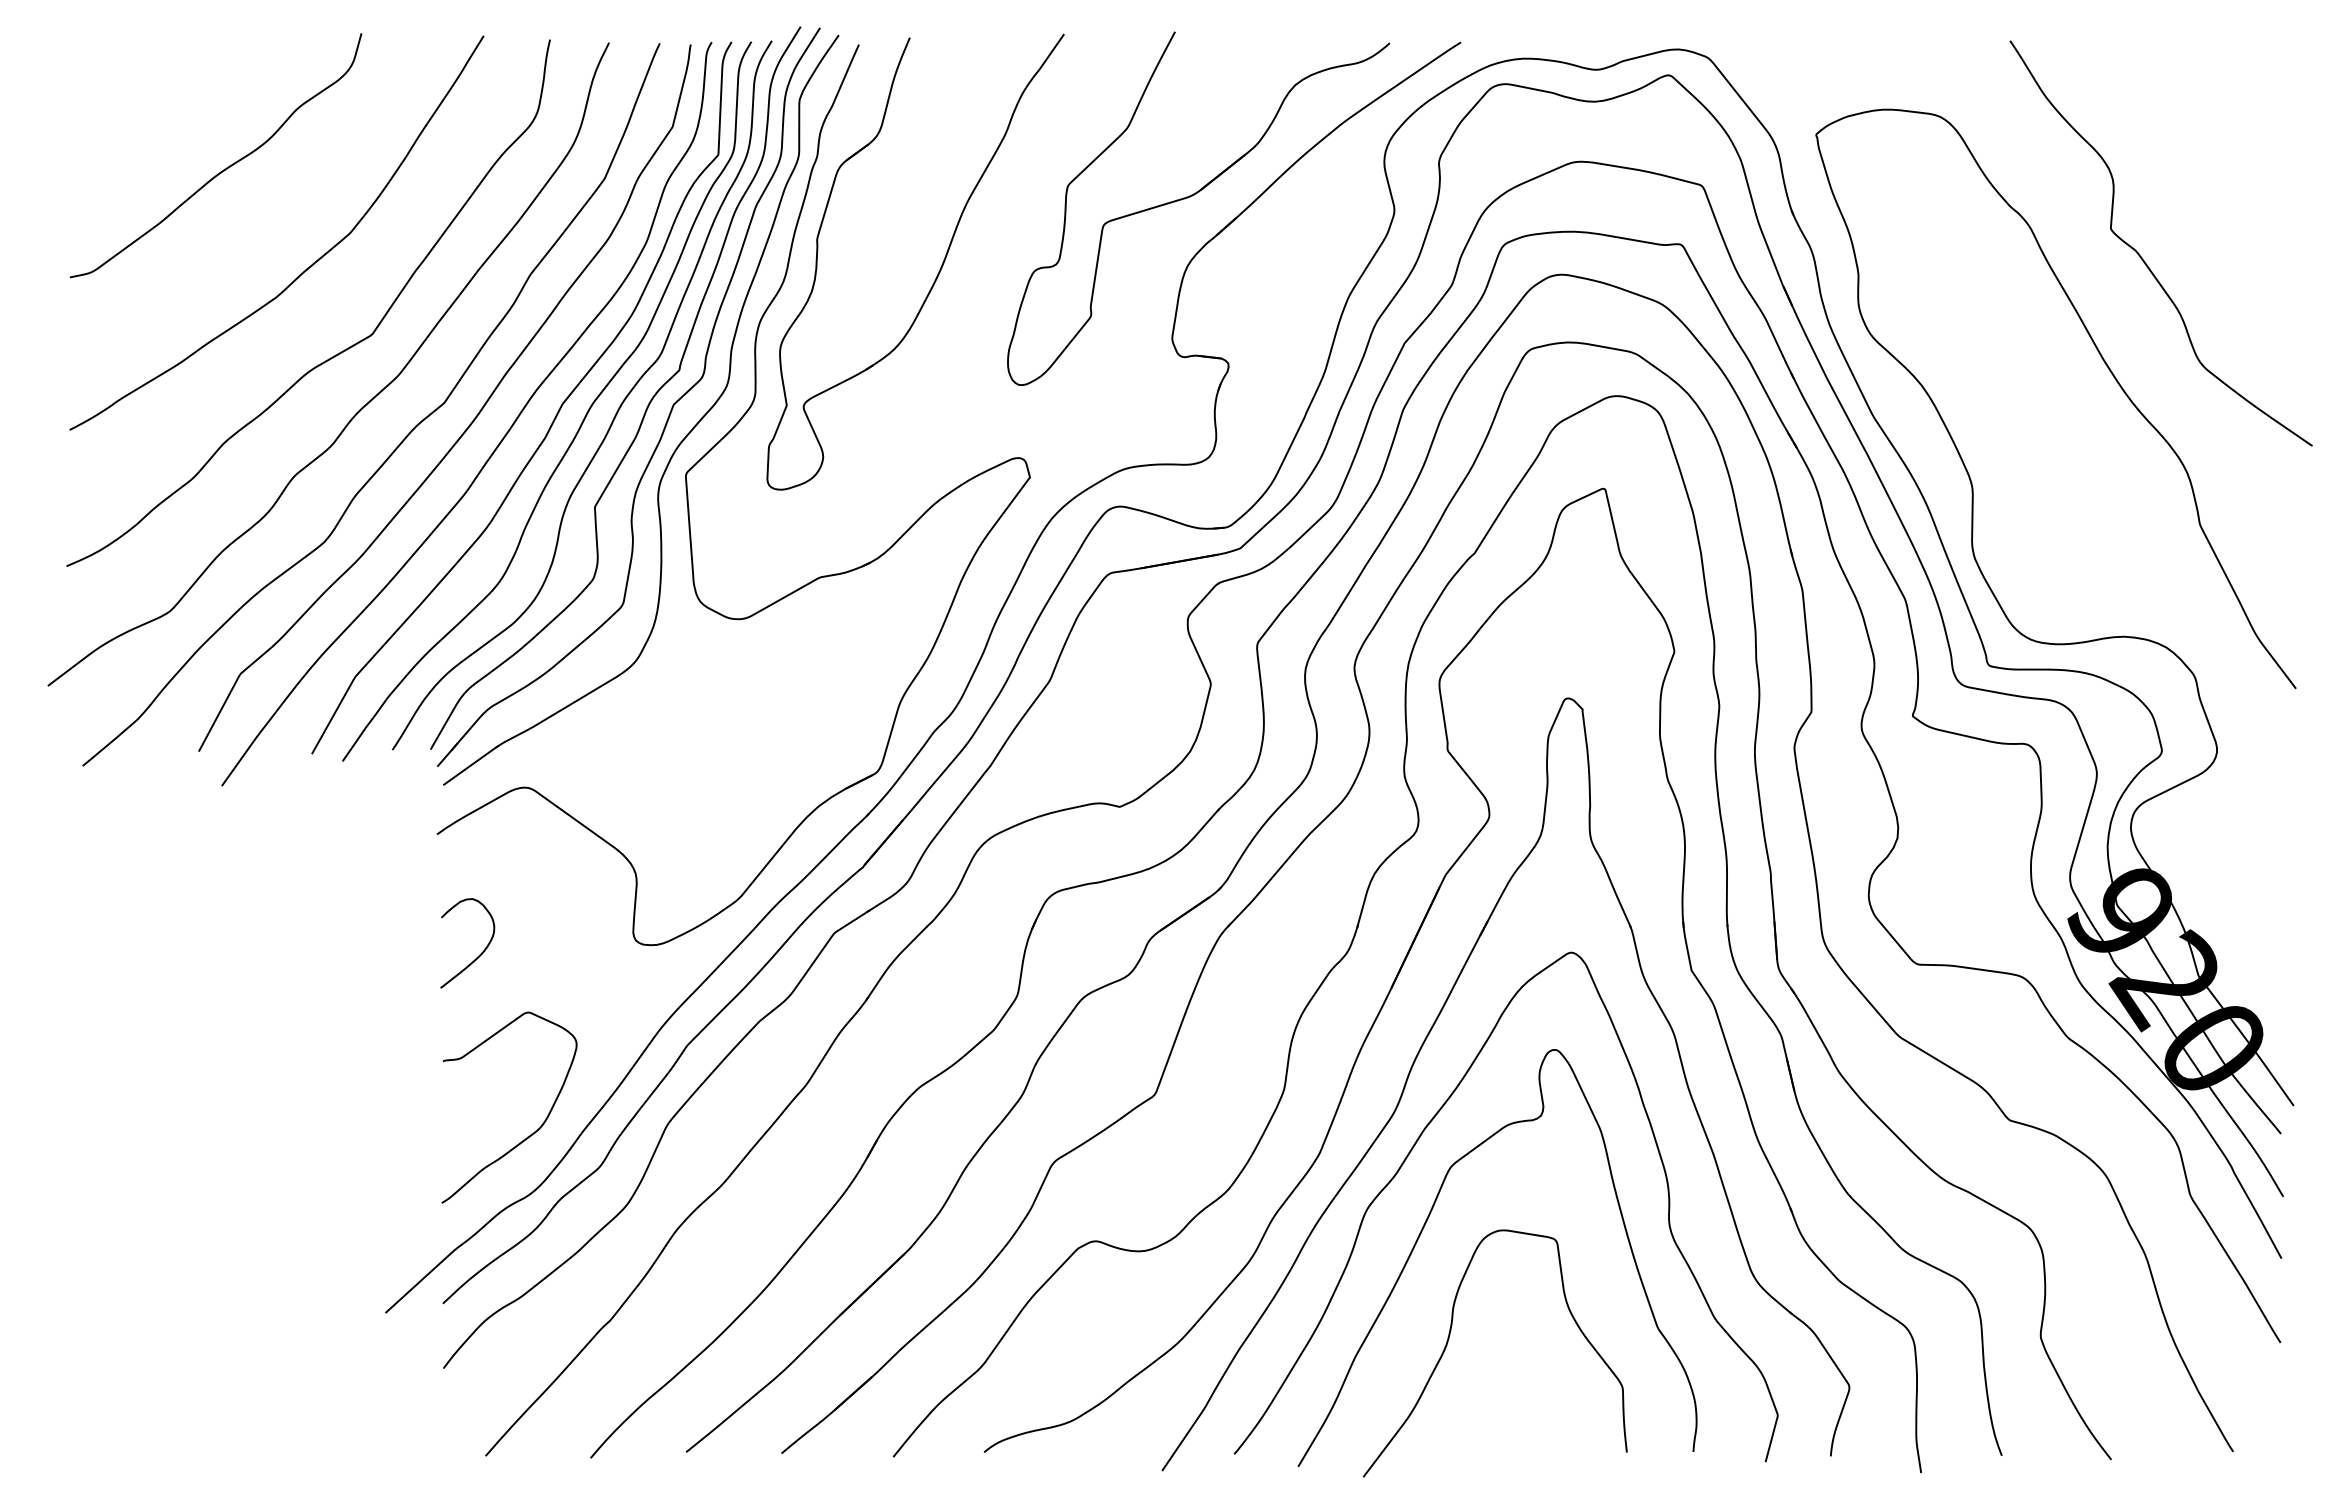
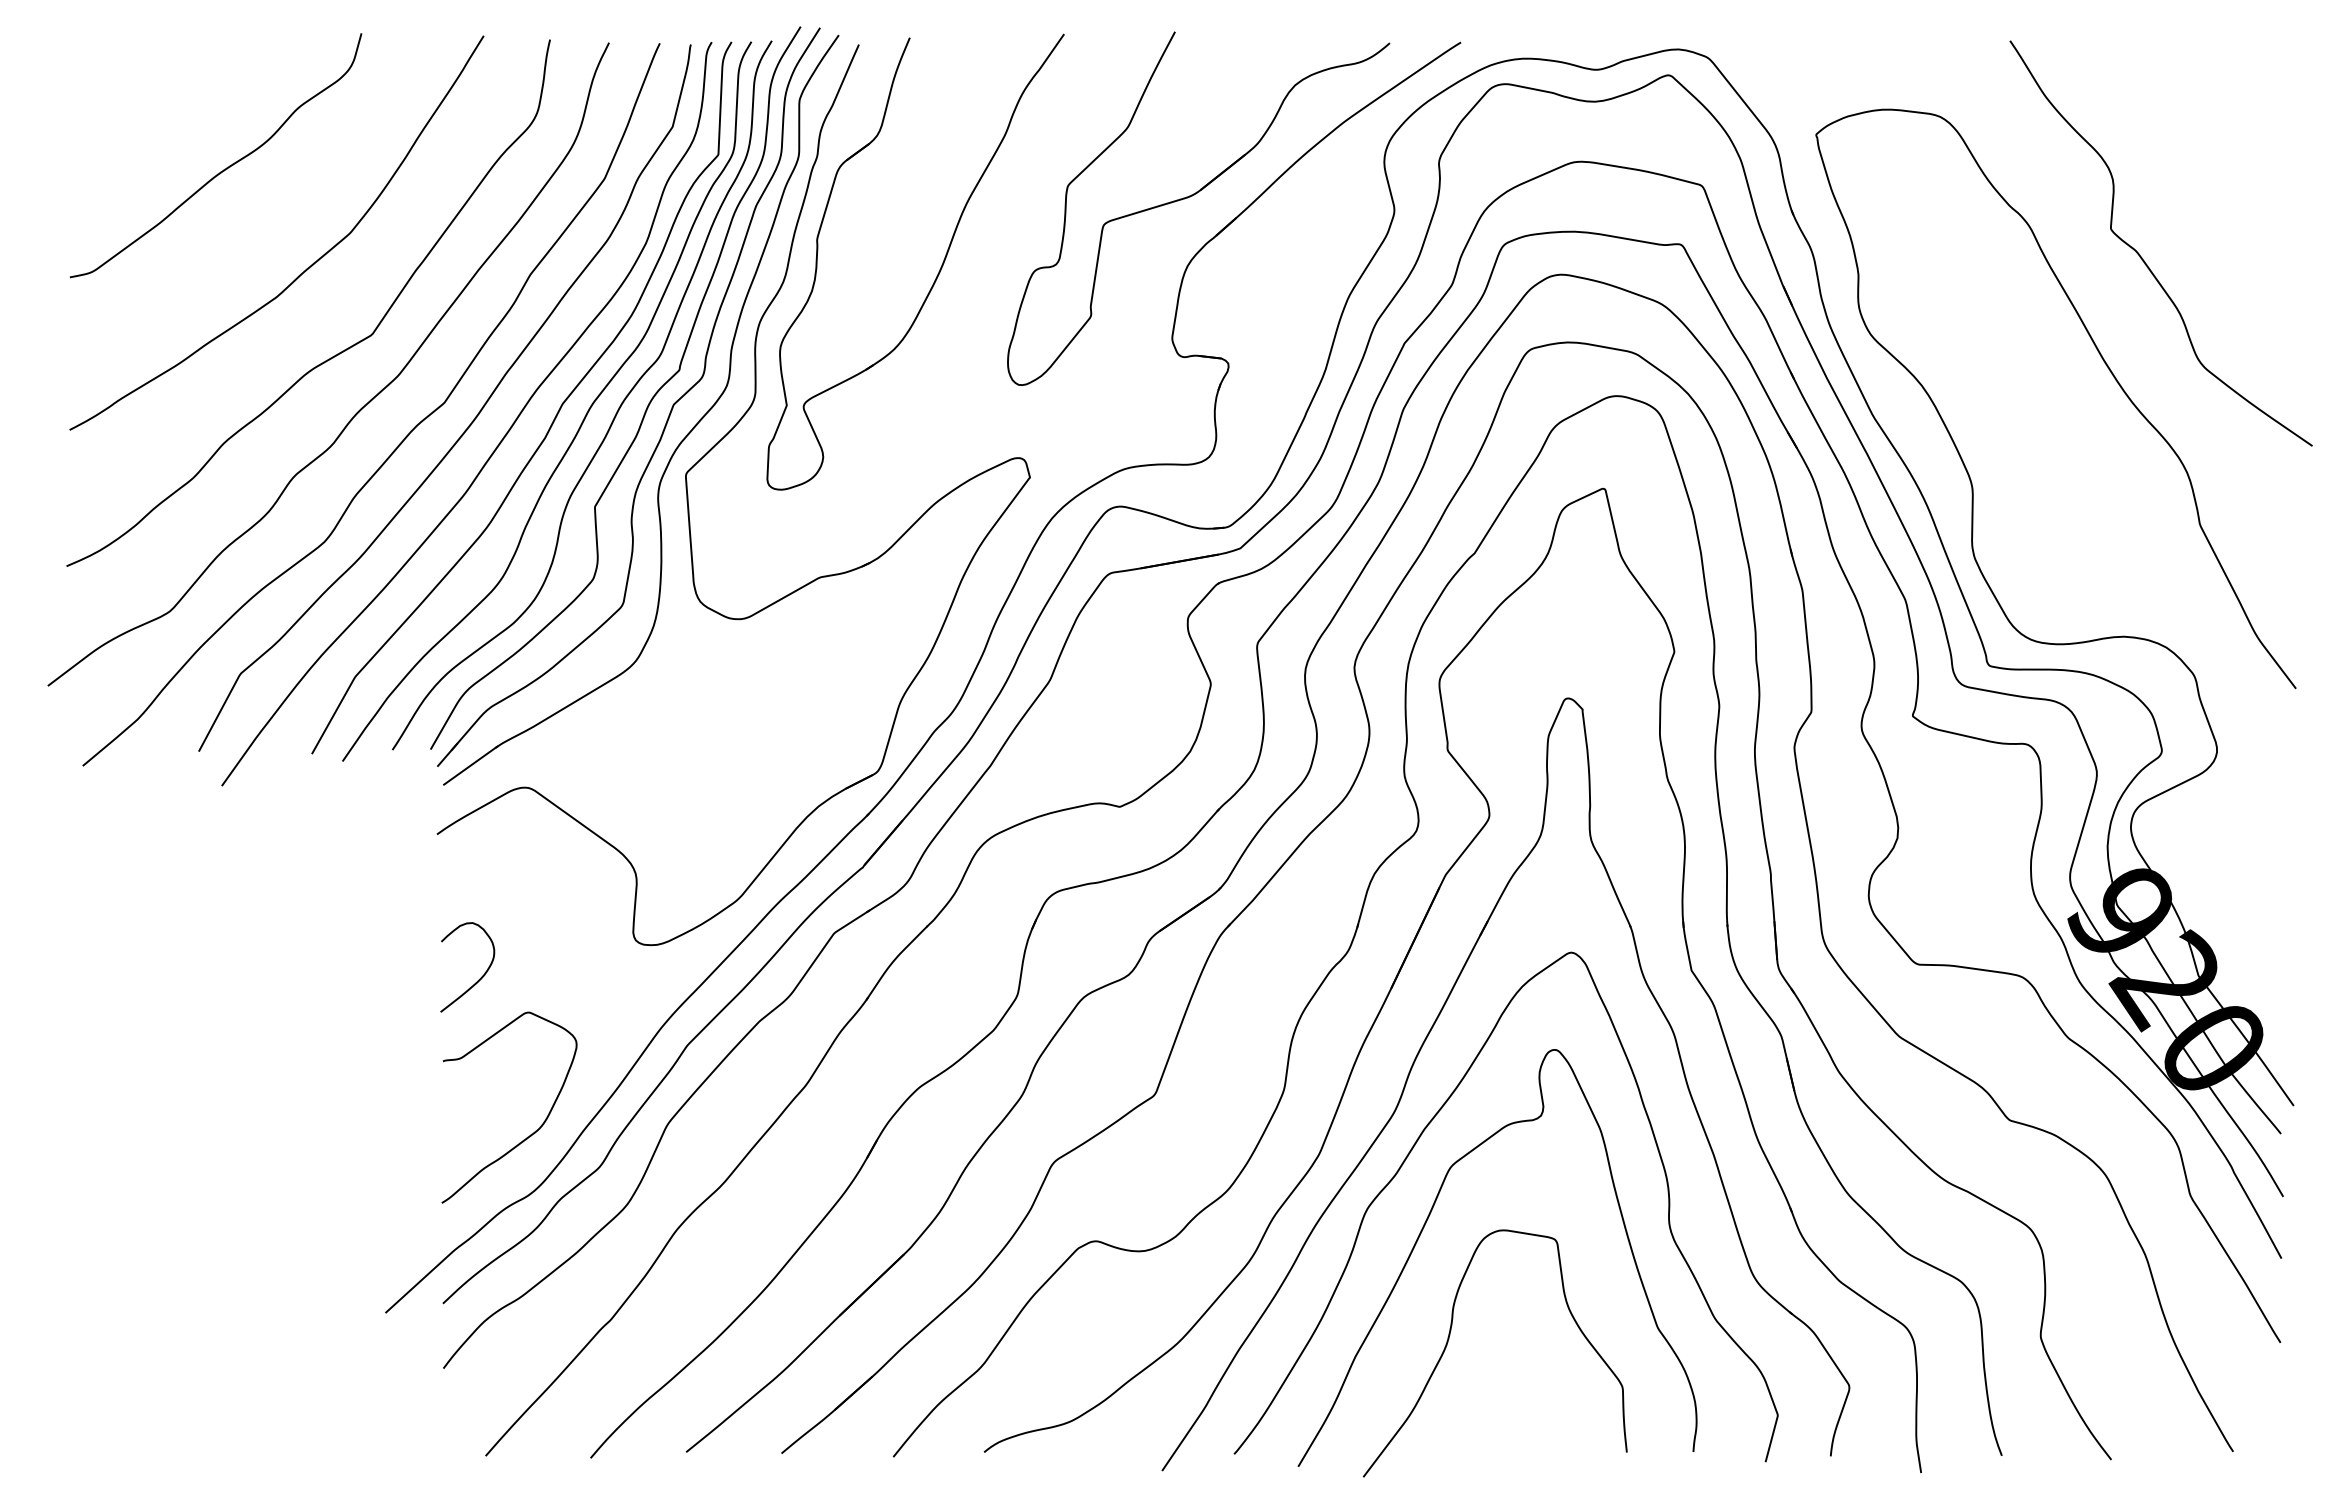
curve position: (479, 954) -> (479, 978) (479, 978)
